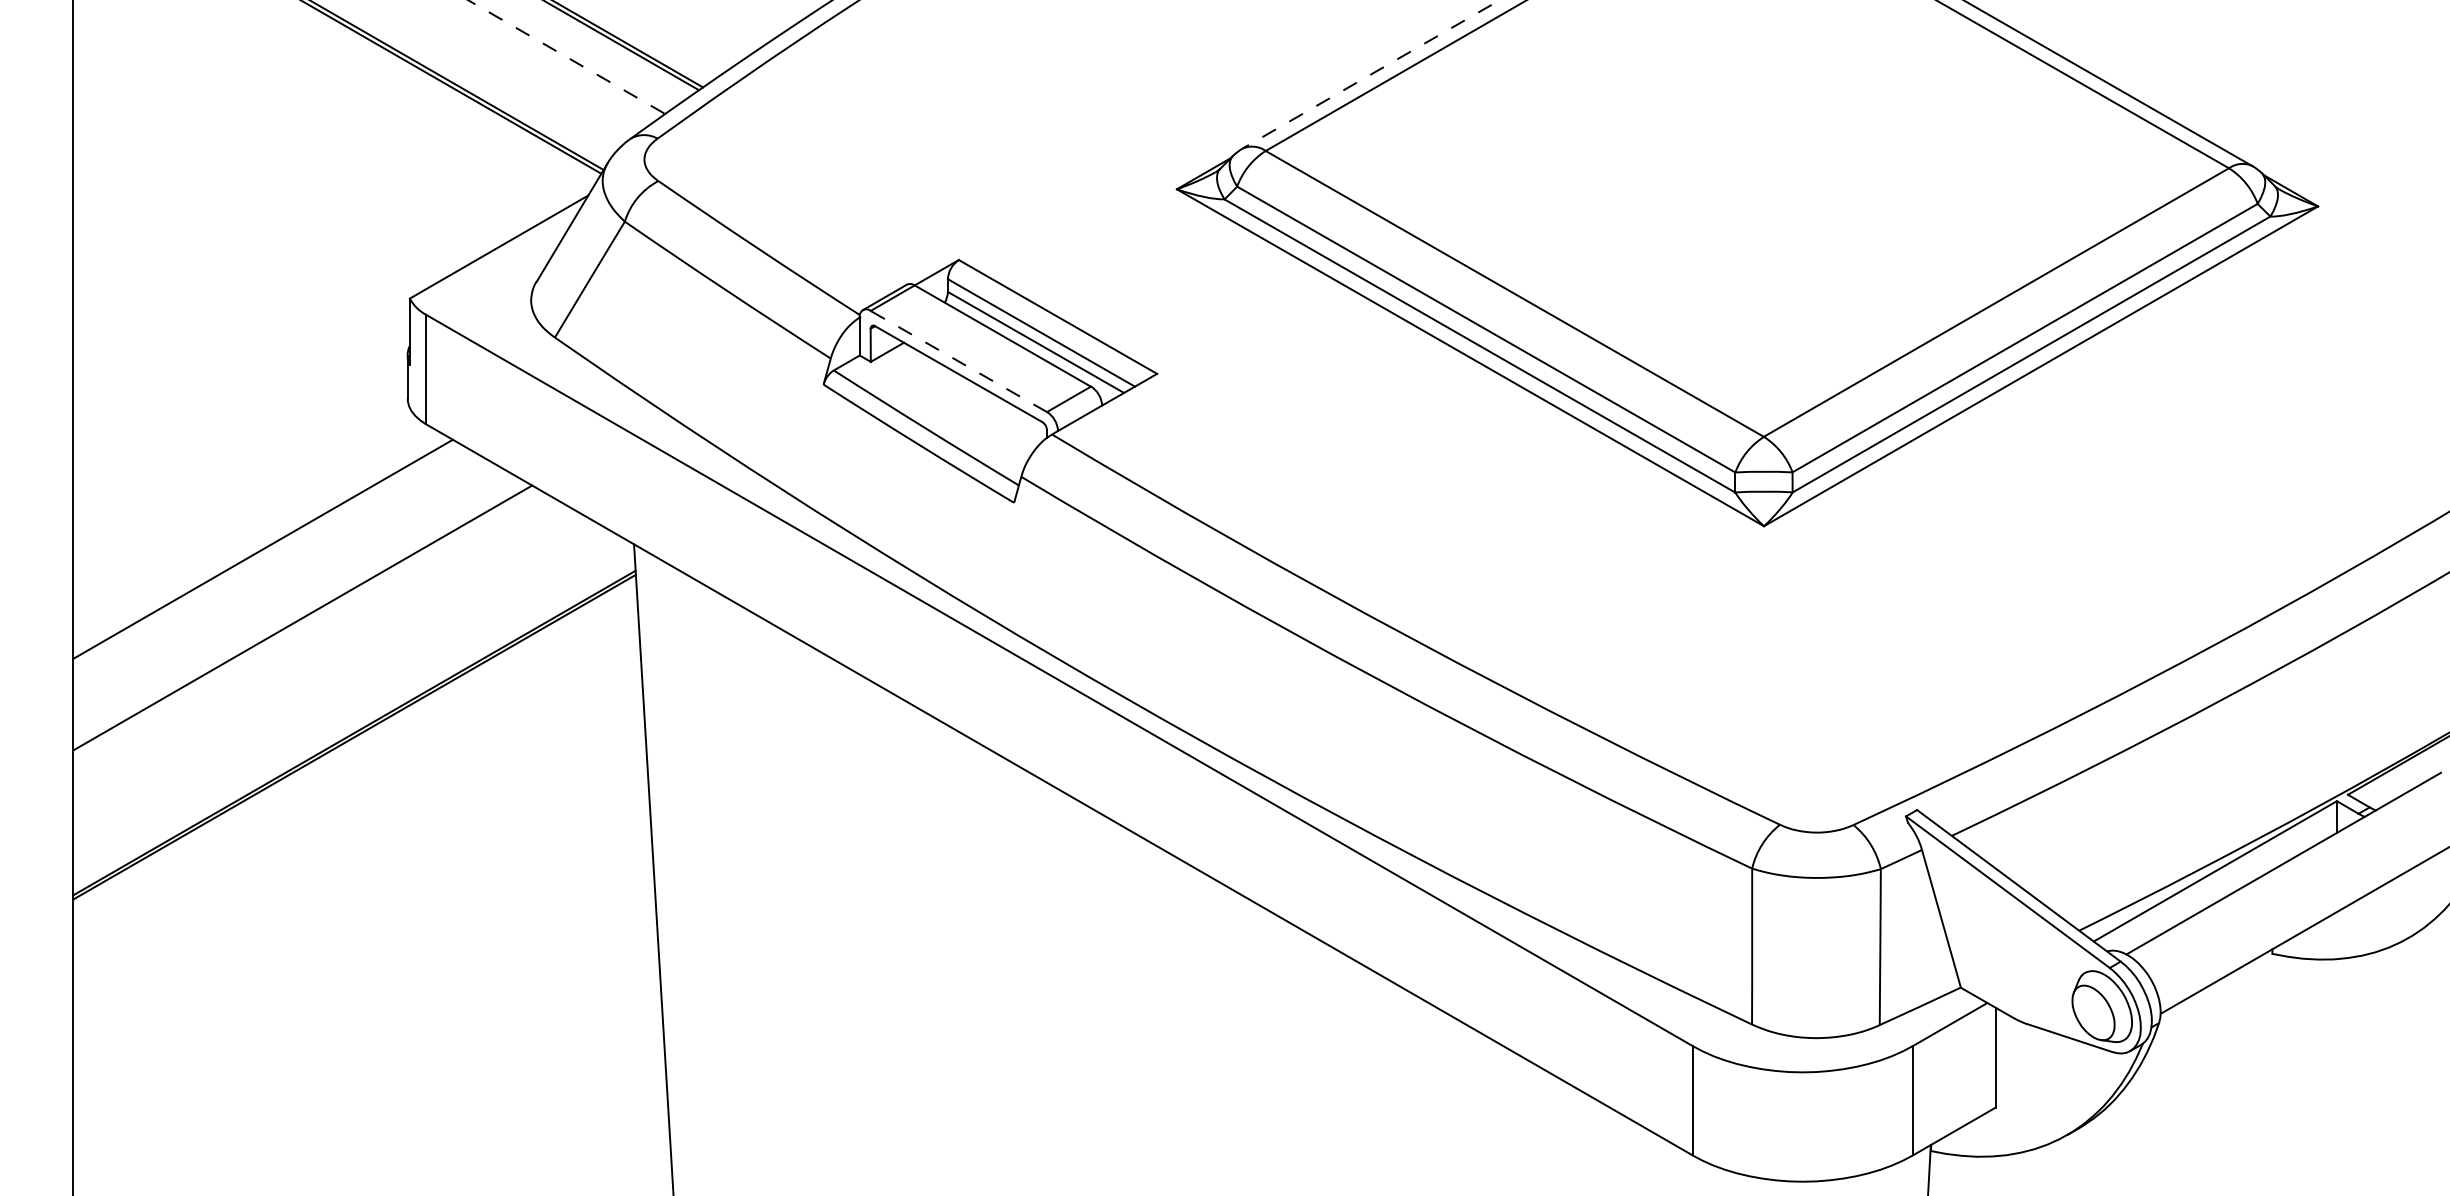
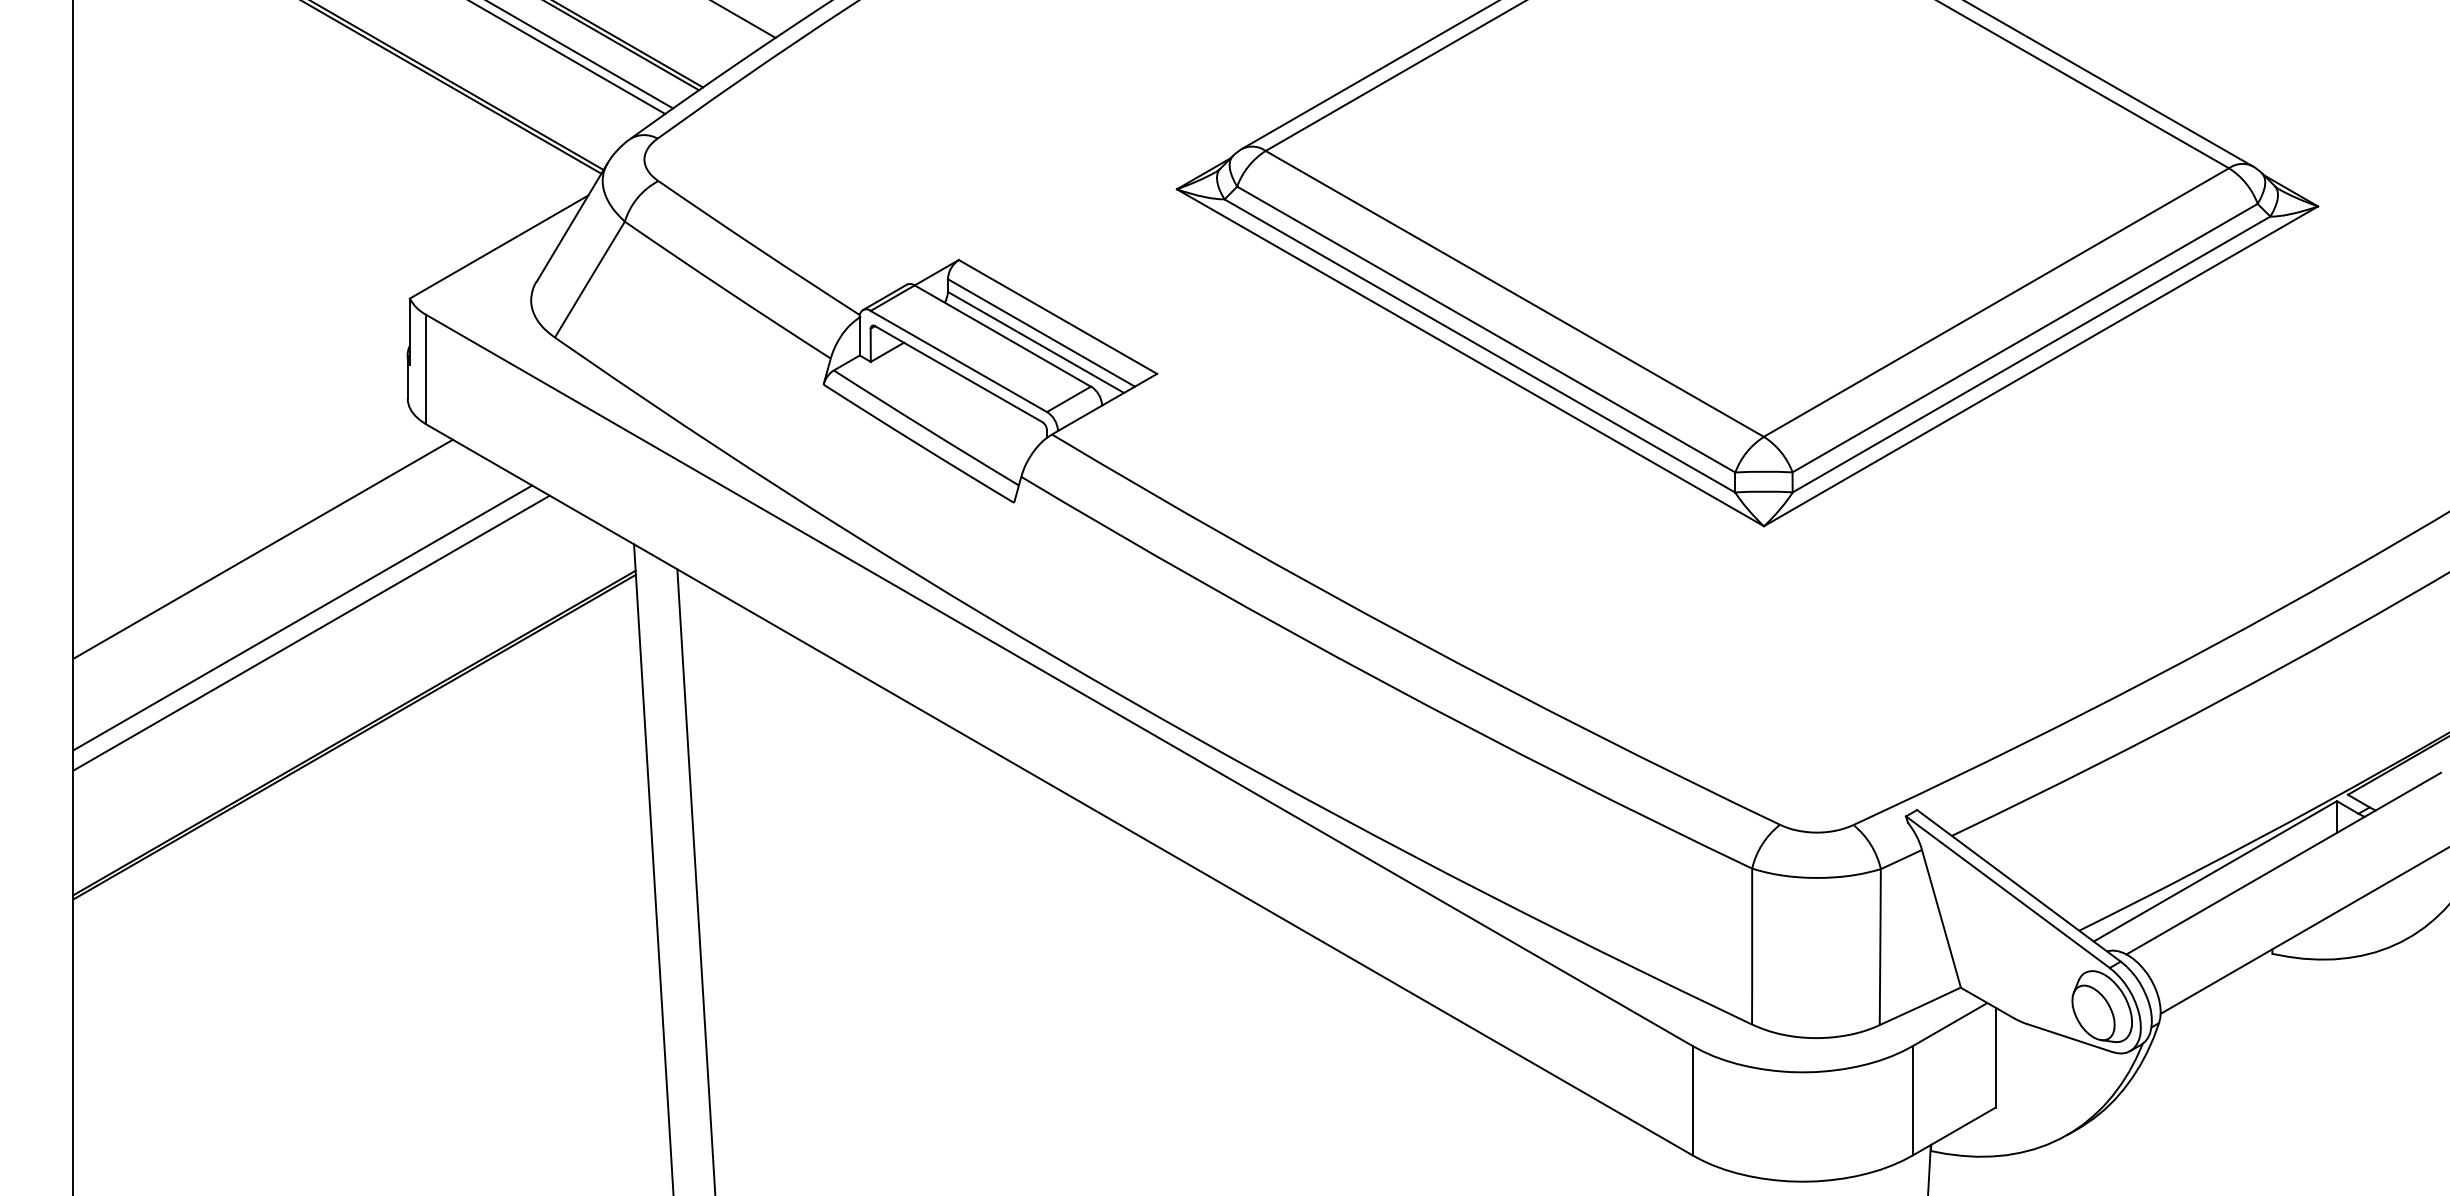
line: none -> present (744, 19)
line: none -> present (581, 55)
line: dashed -> solid (566, 57)
line: dashed -> solid (1370, 74)
line: dashed -> solid (958, 361)
line: none -> present (311, 632)
line: none -> present (696, 880)
